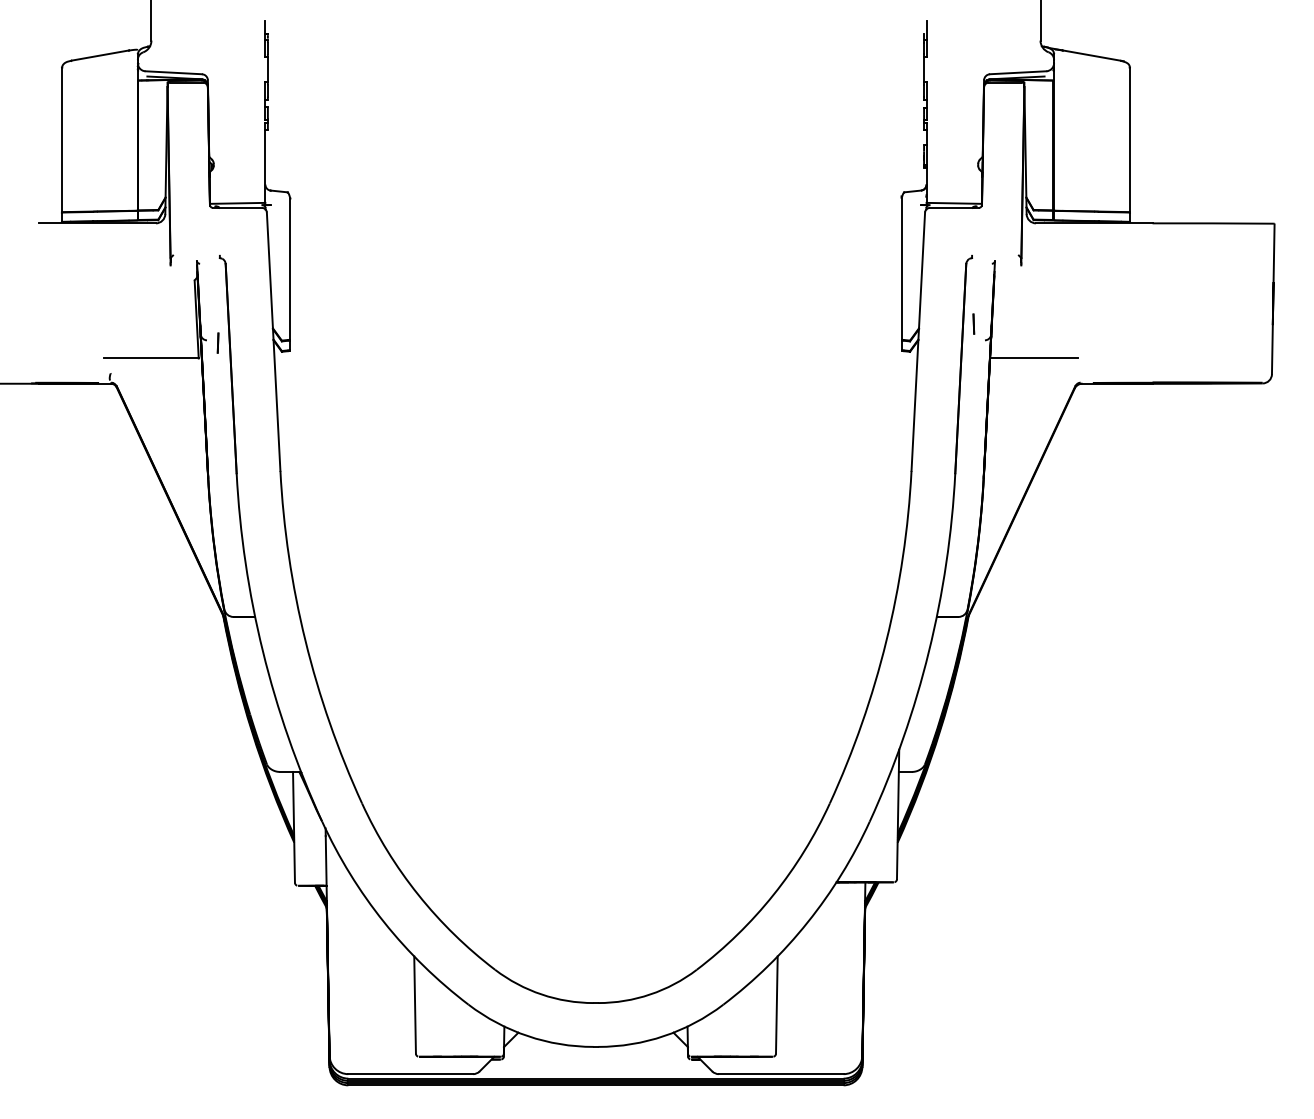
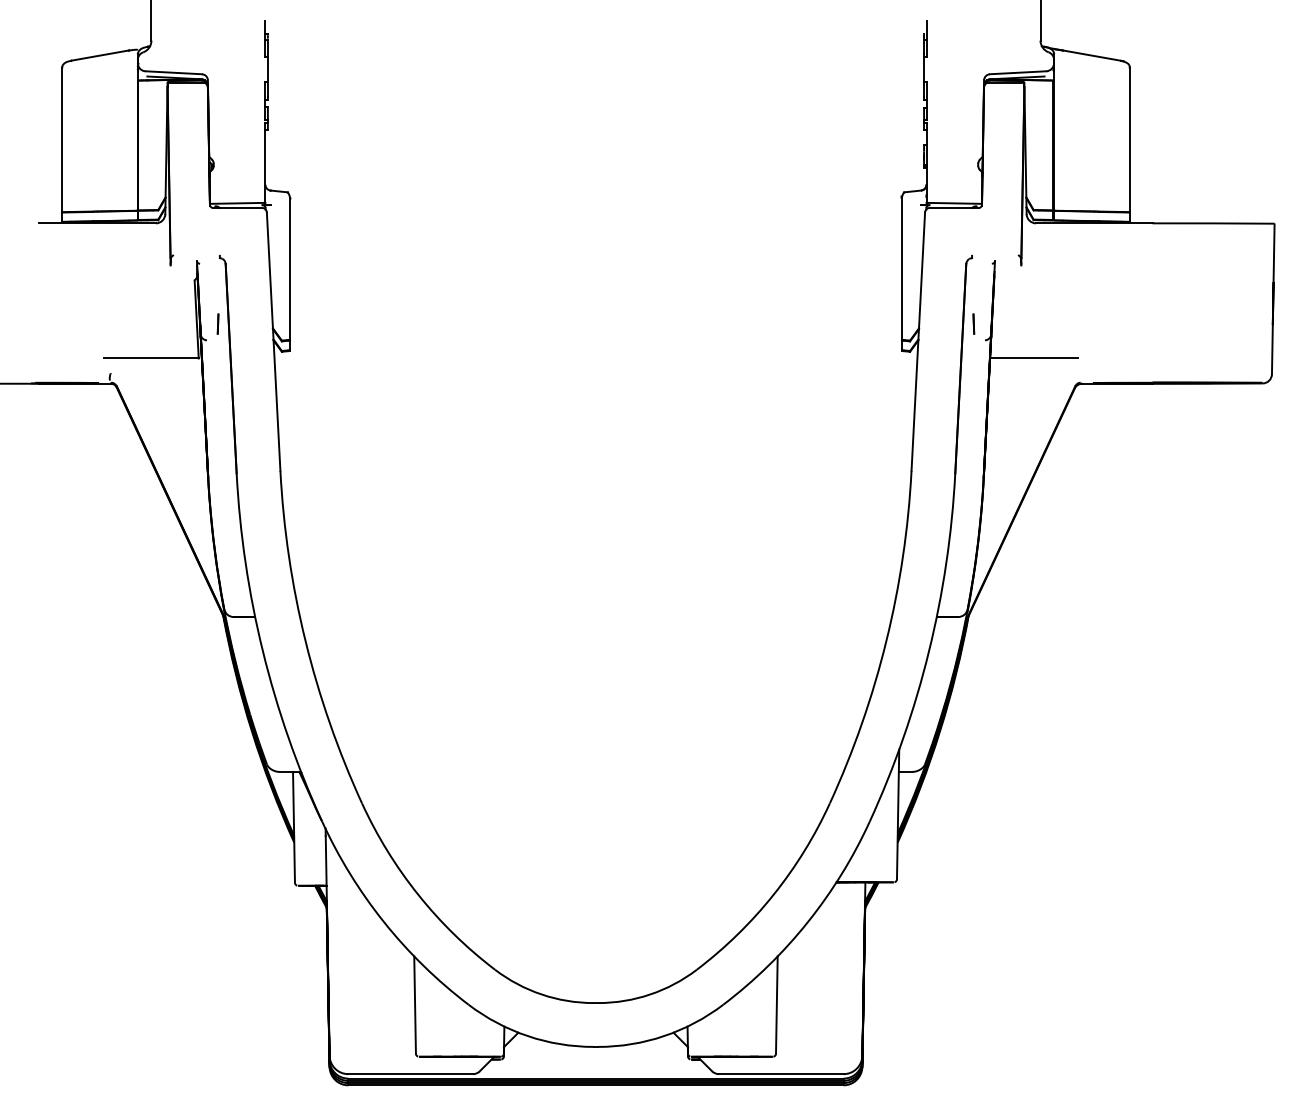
line position: (217, 342) -> (217, 323) (217, 323)
